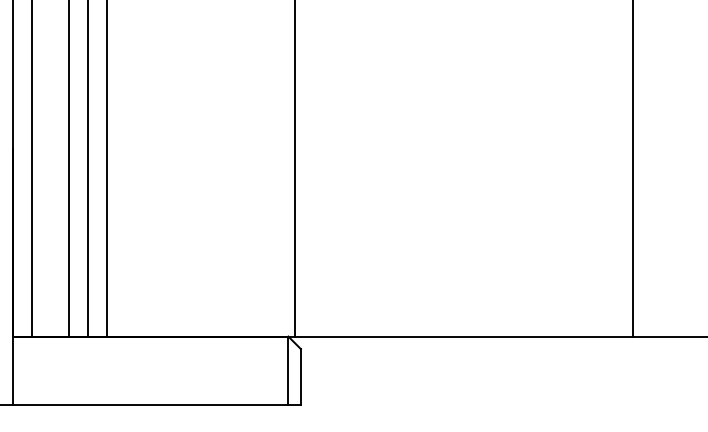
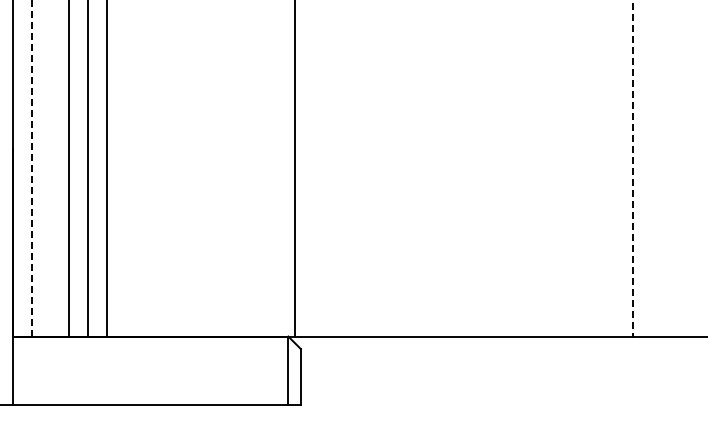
line: solid -> dashed (31, 168)
line: solid -> dashed (632, 168)
